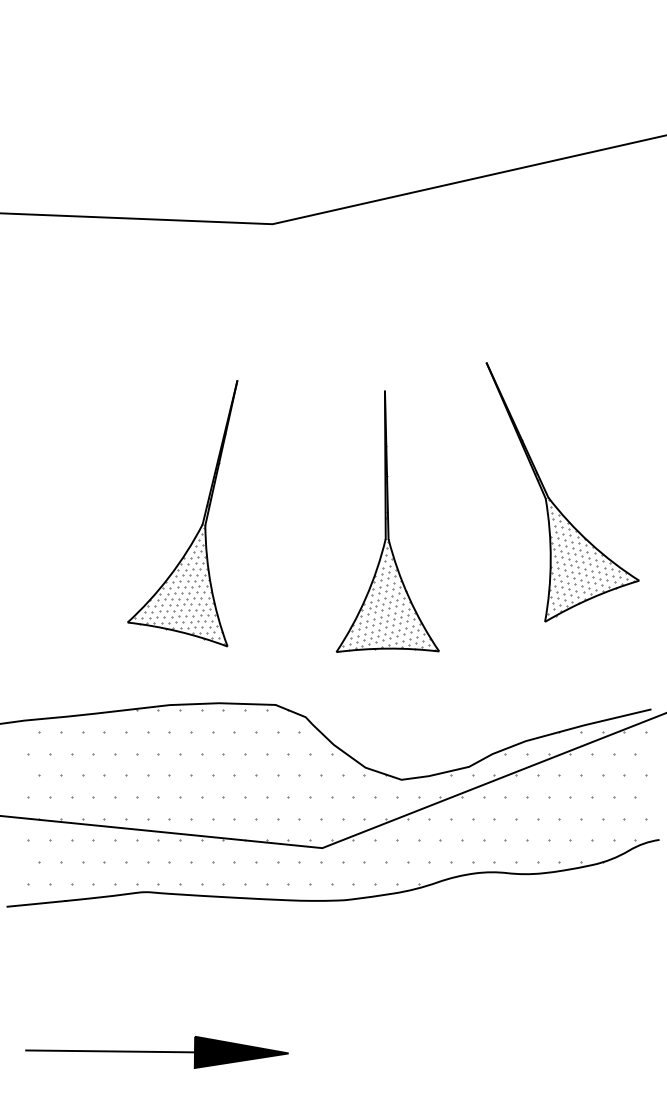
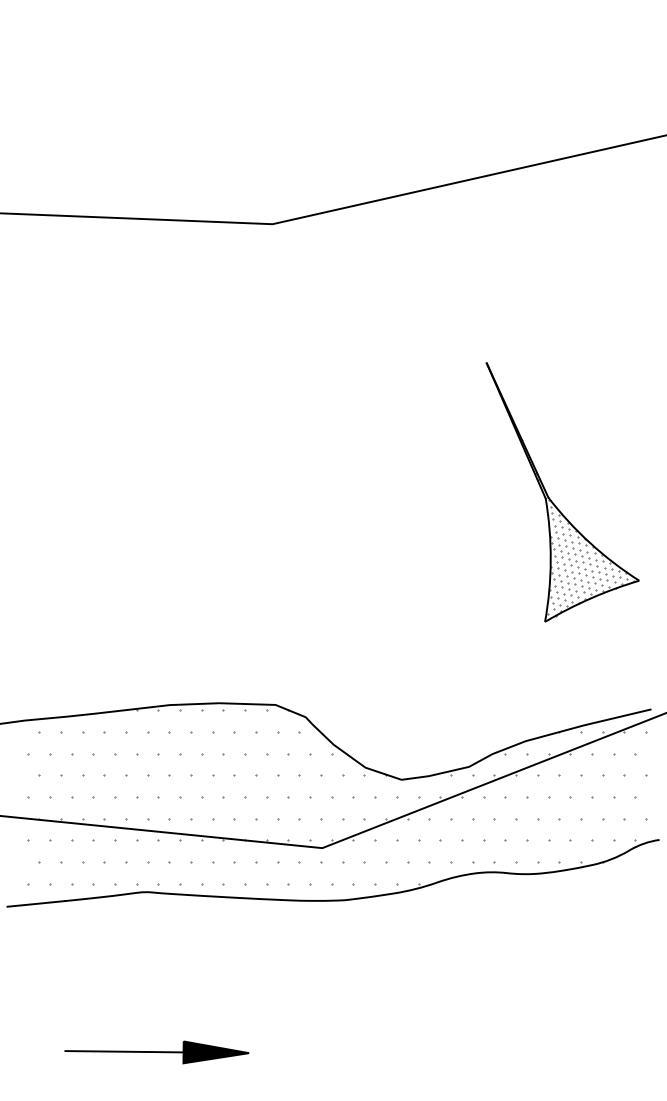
part: present -> none (202, 519)
part: present -> none (387, 521)
part size: 264x33 px -> 186x25 px (156, 1052)
